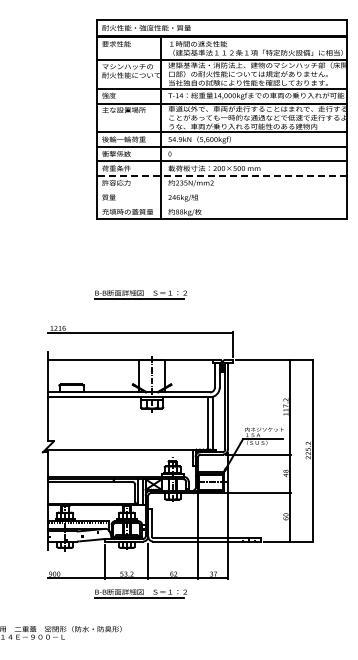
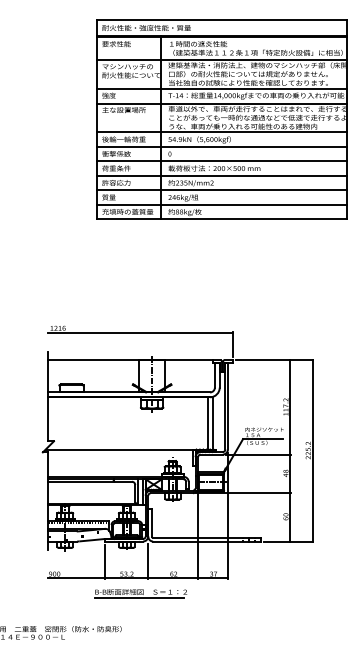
line: dashed -> solid (221, 175)
line: none -> present (221, 190)
line: none -> present (221, 204)
part: present -> none (140, 294)
